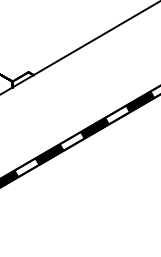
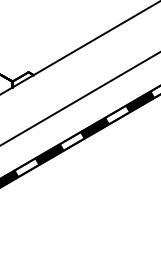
line: none -> present (79, 98)
